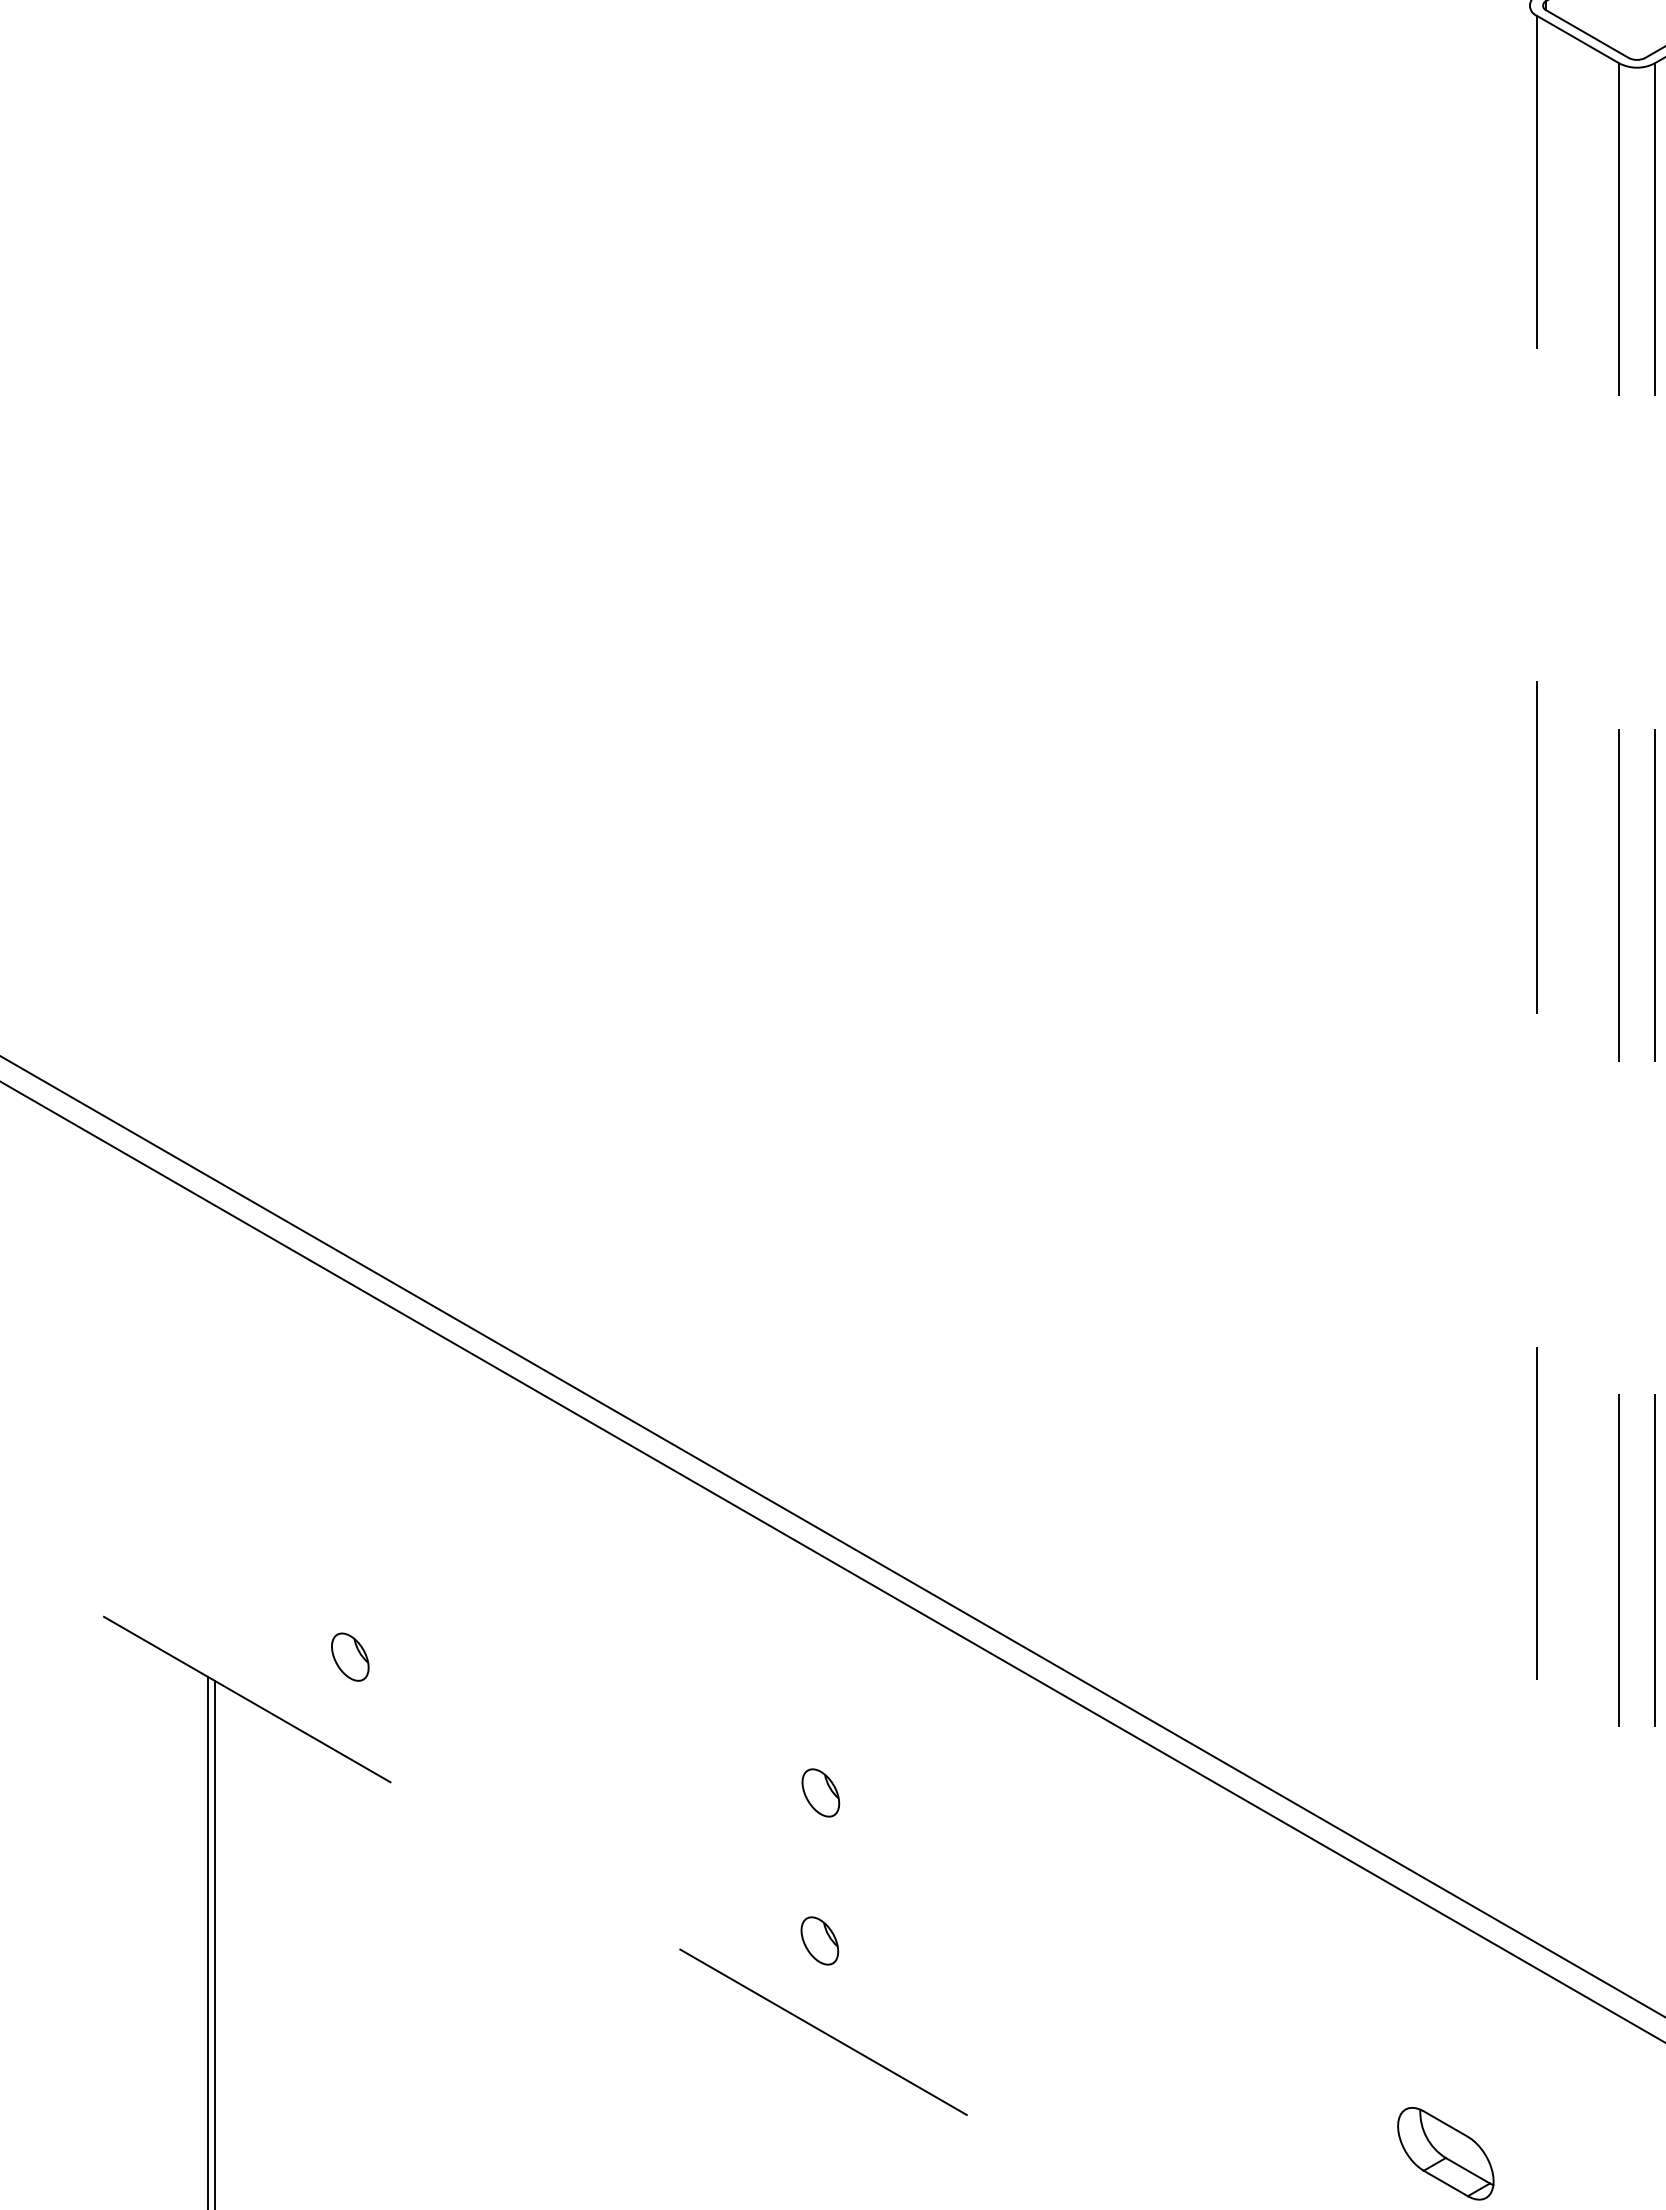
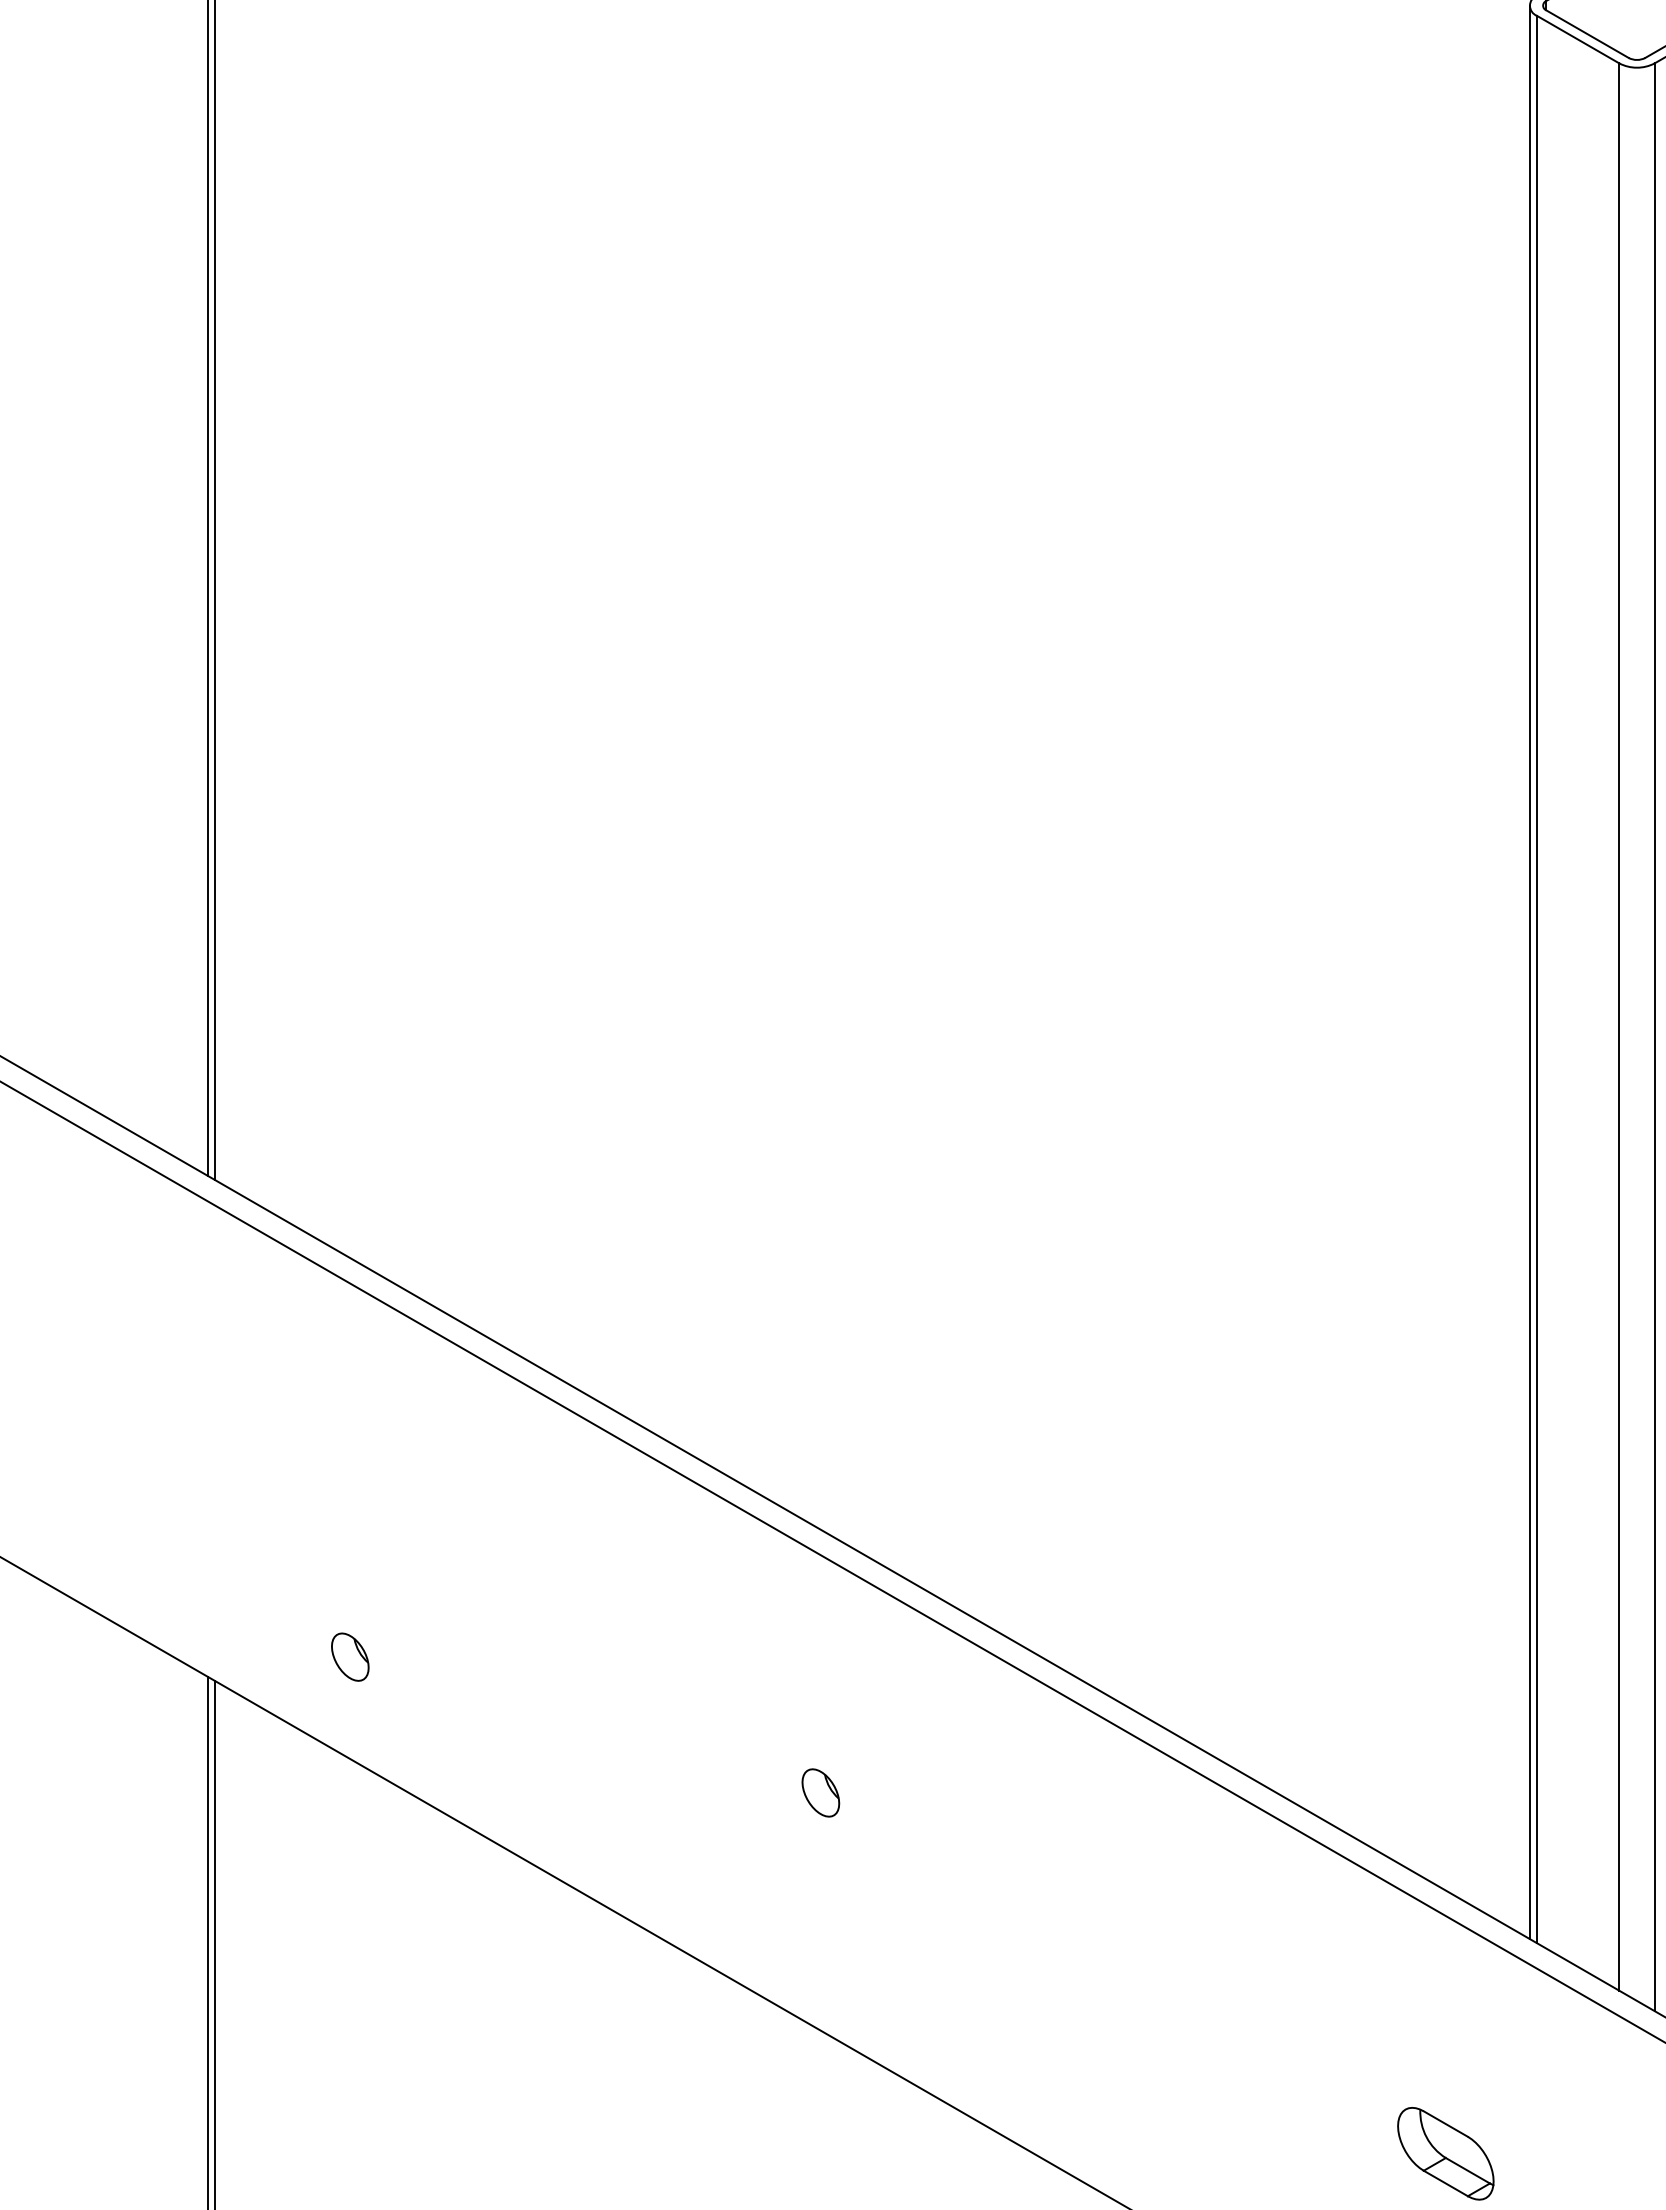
line: none -> present (207, 588)
line: none -> present (214, 591)
line: none -> present (1529, 971)
line: dashed -> solid (1537, 979)
line: dashed -> solid (1619, 1027)
line: dashed -> solid (1654, 1037)
line: dashed -> solid (565, 1883)
part: present -> none (819, 1940)
